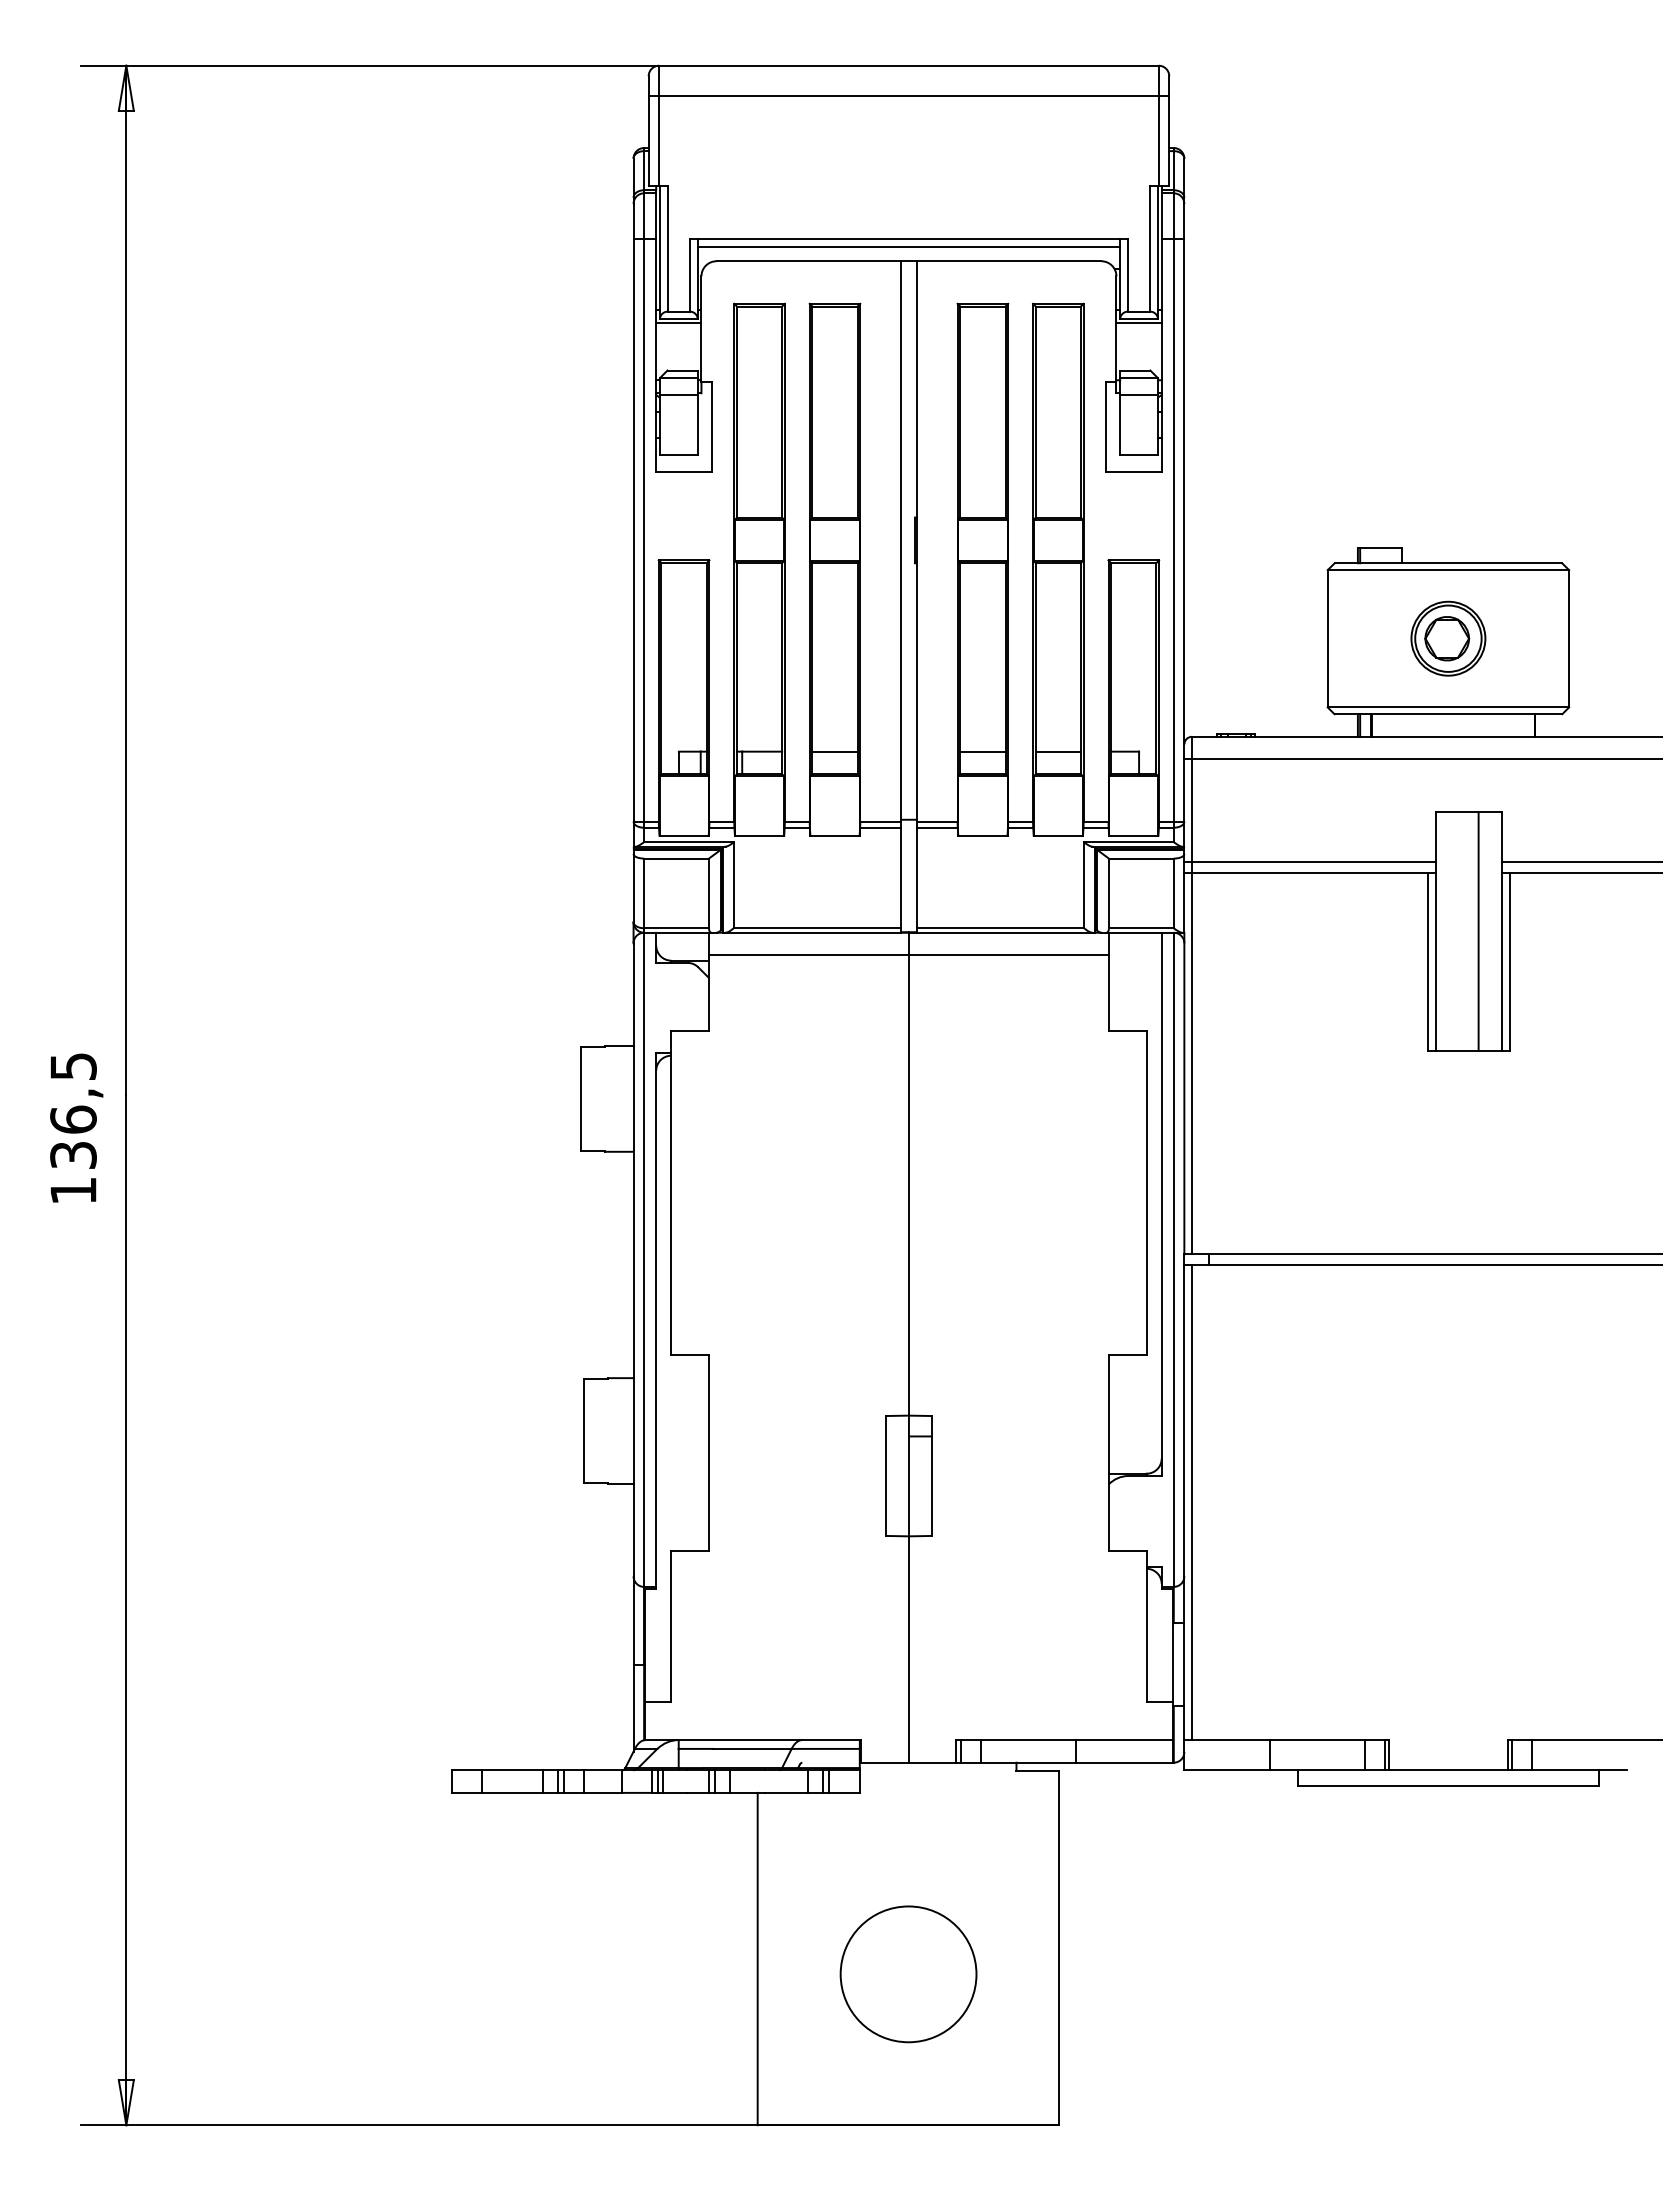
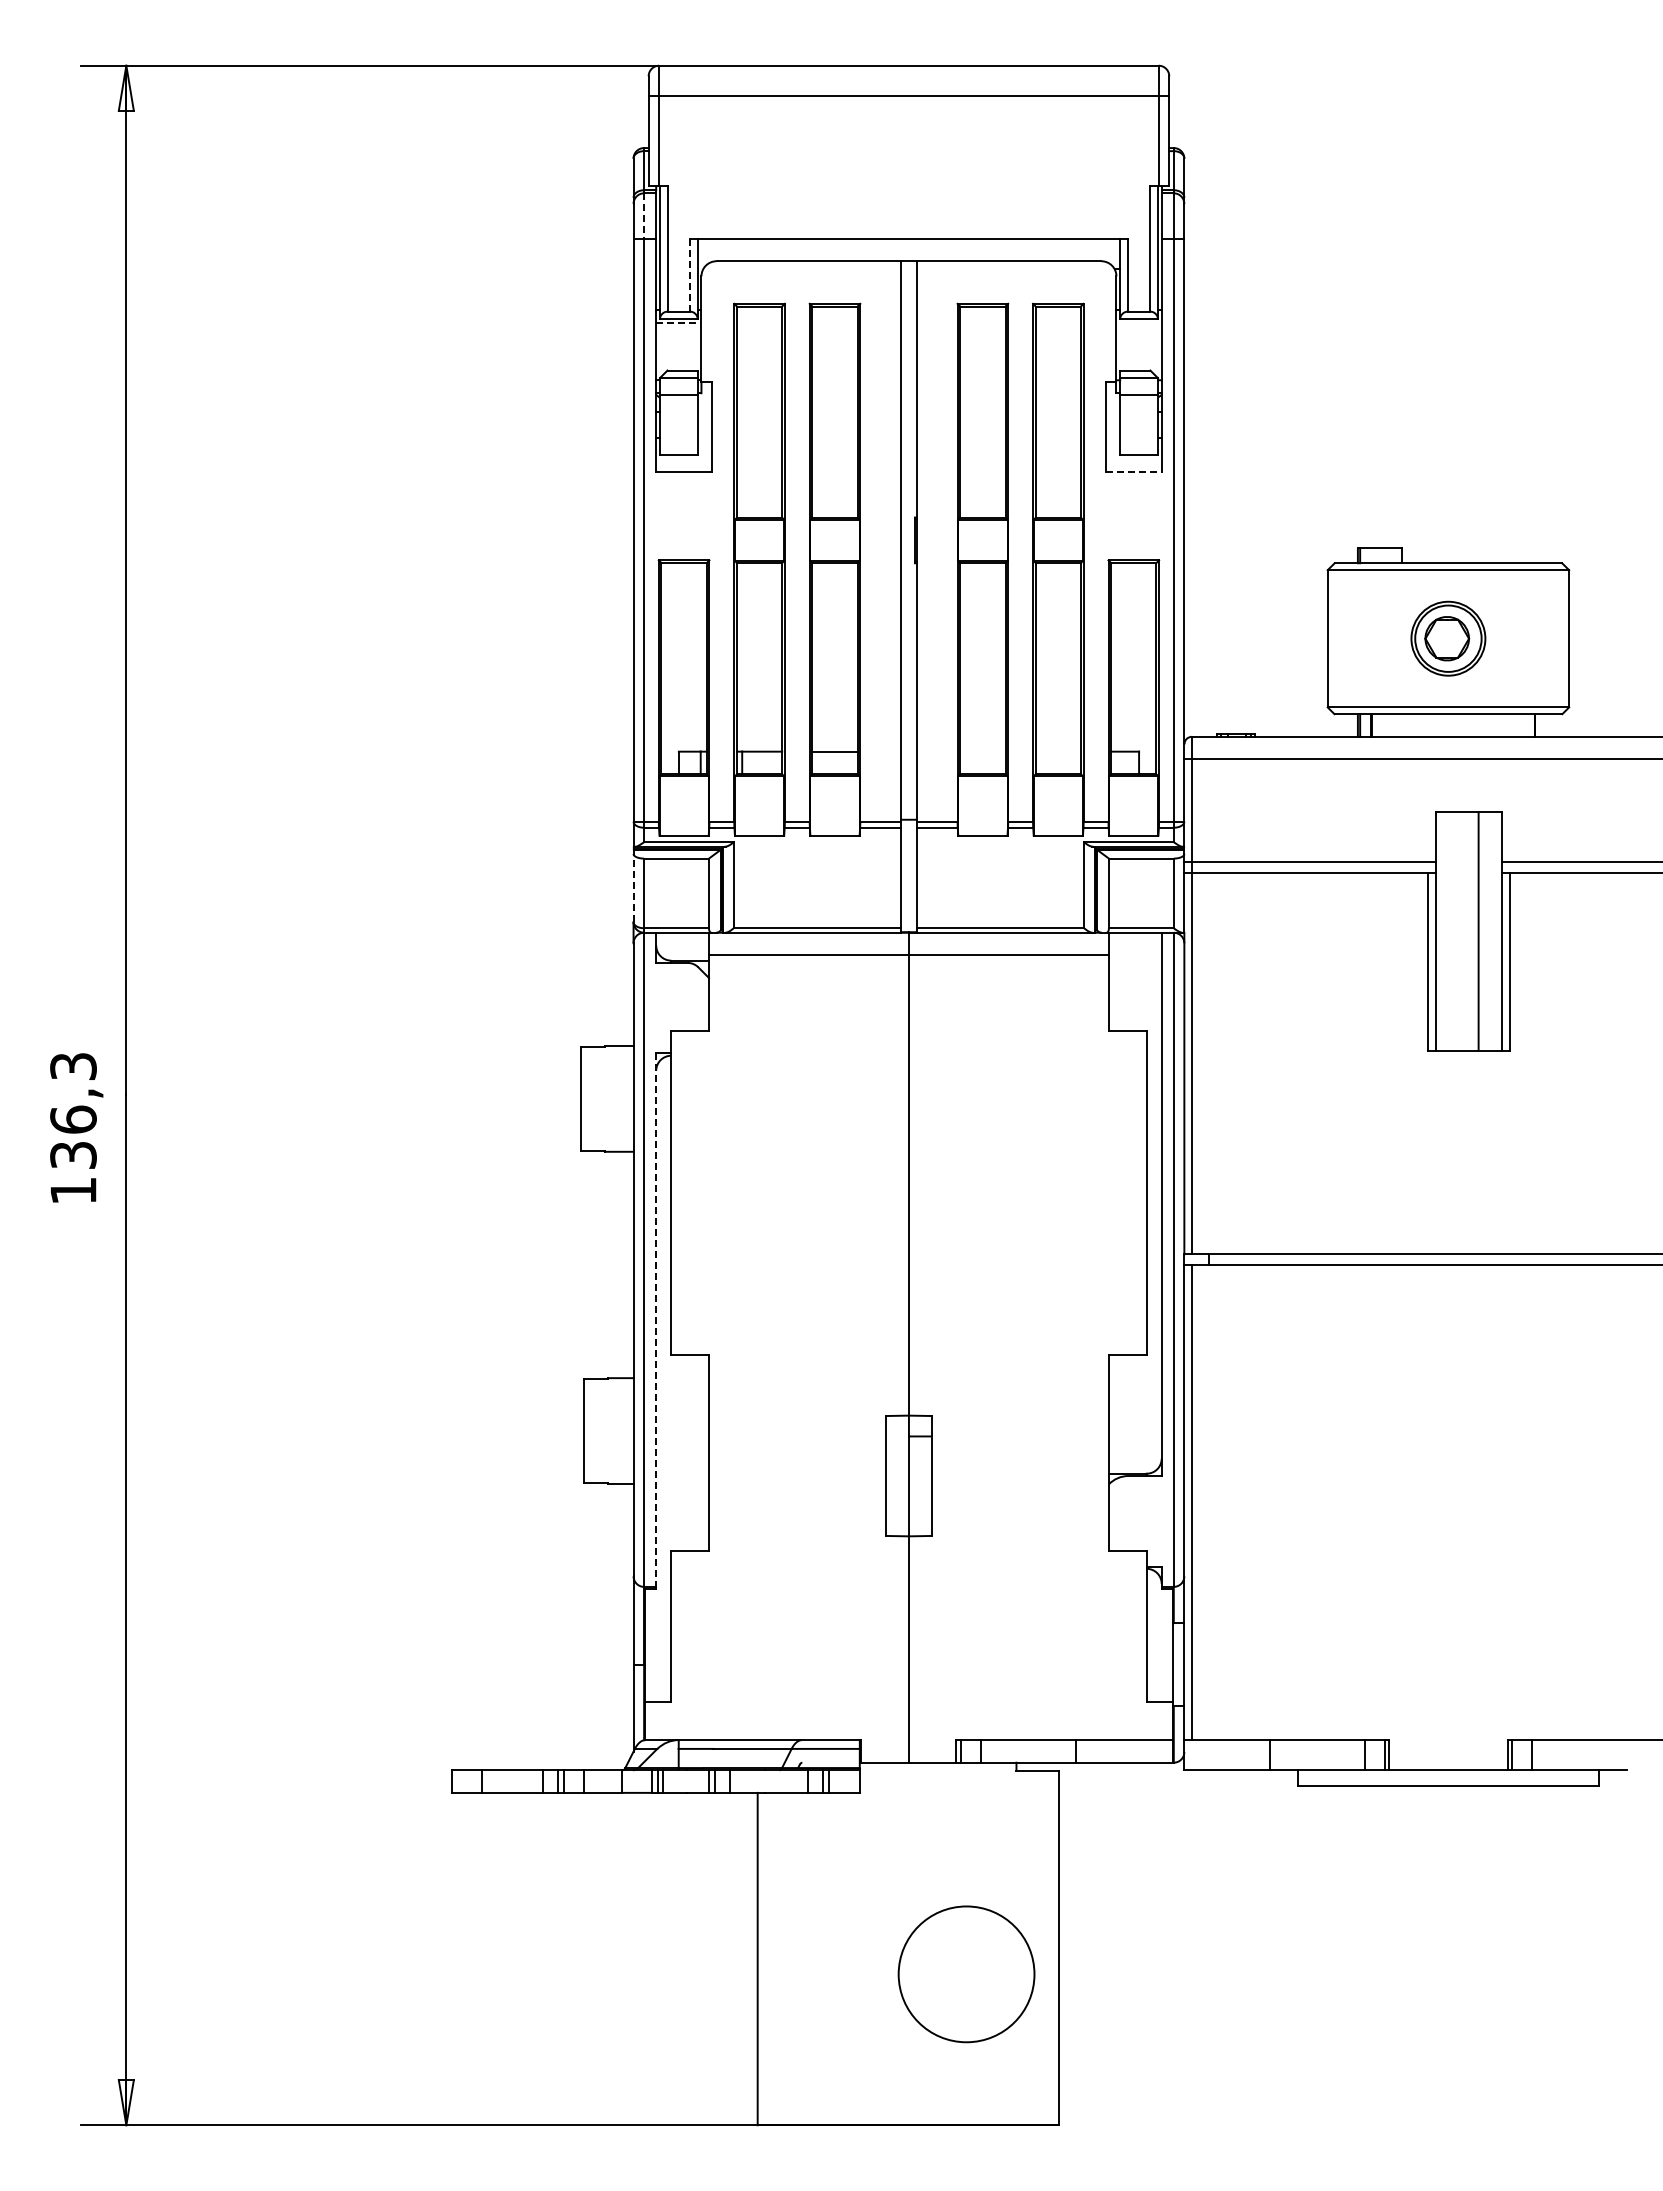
line: solid -> dashed (644, 215)
line: present -> none (908, 246)
line: solid -> dashed (690, 274)
line: solid -> dashed (678, 323)
line: present -> none (1138, 323)
line: solid -> dashed (1133, 472)
line: present -> none (982, 751)
line: present -> none (1057, 751)
line: solid -> dashed (633, 887)
text: 136,5 -> 136,3 (73, 1066)
line: solid -> dashed (656, 1320)
circle position: (908, 1974) -> (966, 1974) (966, 1974)
